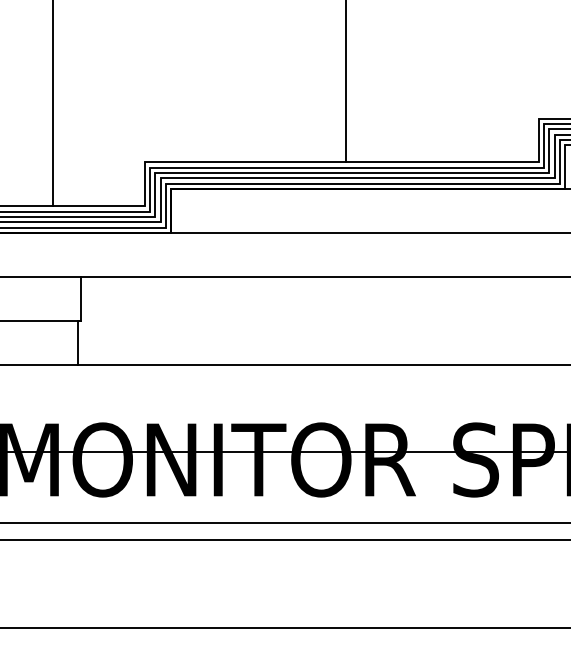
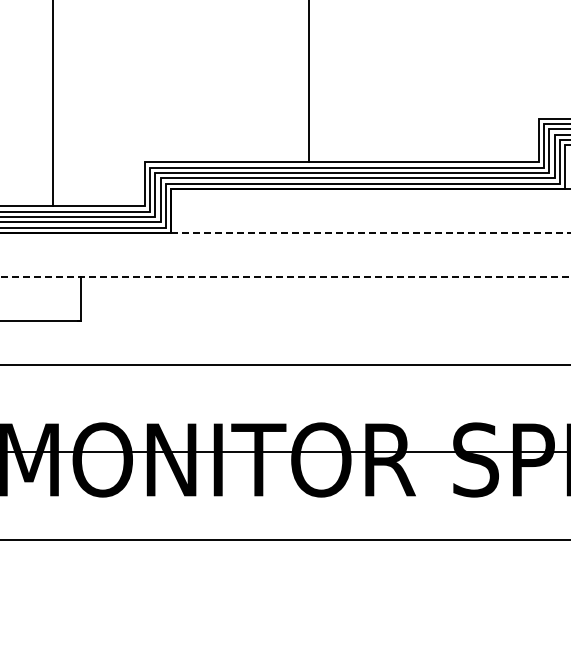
line position: (346, 82) -> (309, 82) (309, 82)
line: solid -> dashed (371, 233)
line: solid -> dashed (285, 276)
line: present -> none (77, 342)
line: present -> none (284, 522)
line: present -> none (284, 627)
